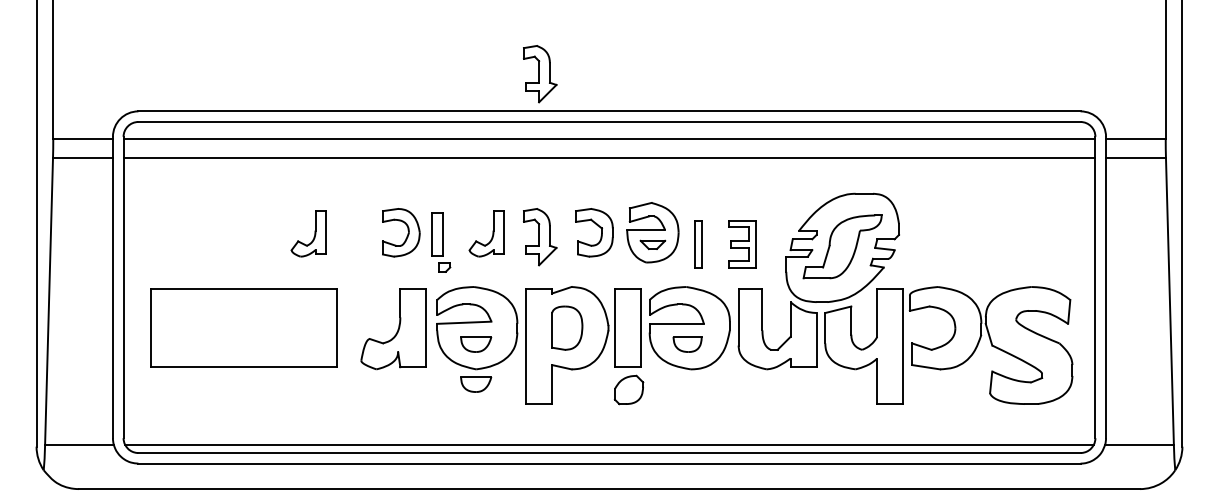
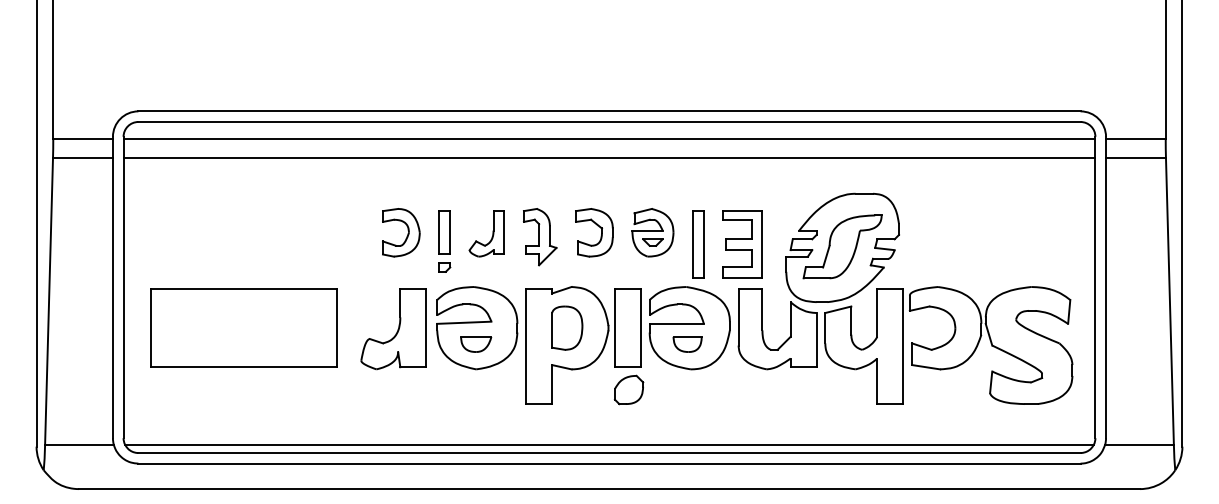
part: present -> none (540, 74)
part size: 54x62 px -> 44x50 px (652, 232)
part: present -> none (308, 233)
part position: (437, 234) -> (444, 232) (444, 232)
part size: 9x49 px -> 13x69 px (698, 244)
part size: 29x49 px -> 41x69 px (742, 244)
part: present -> none (476, 384)
